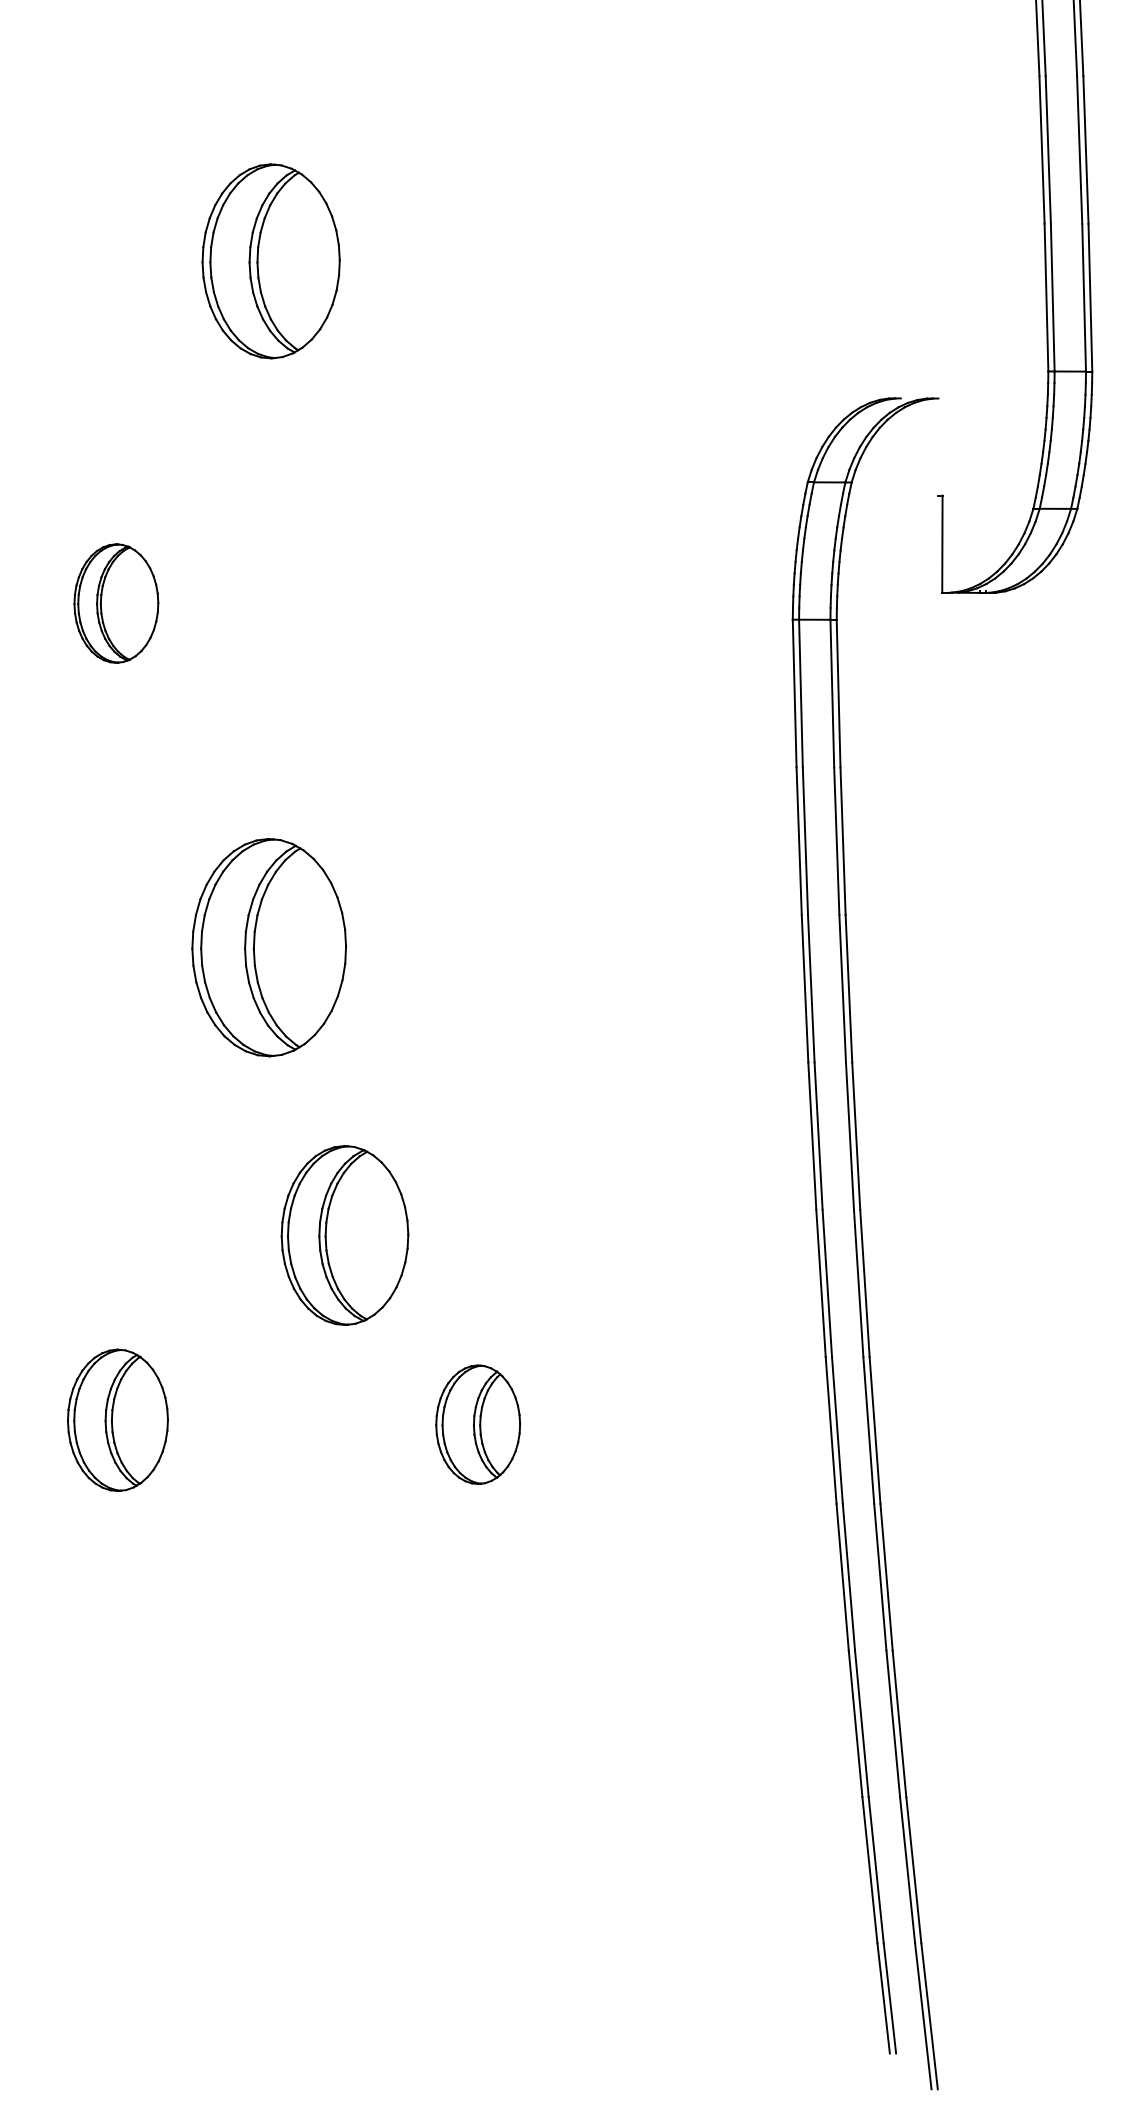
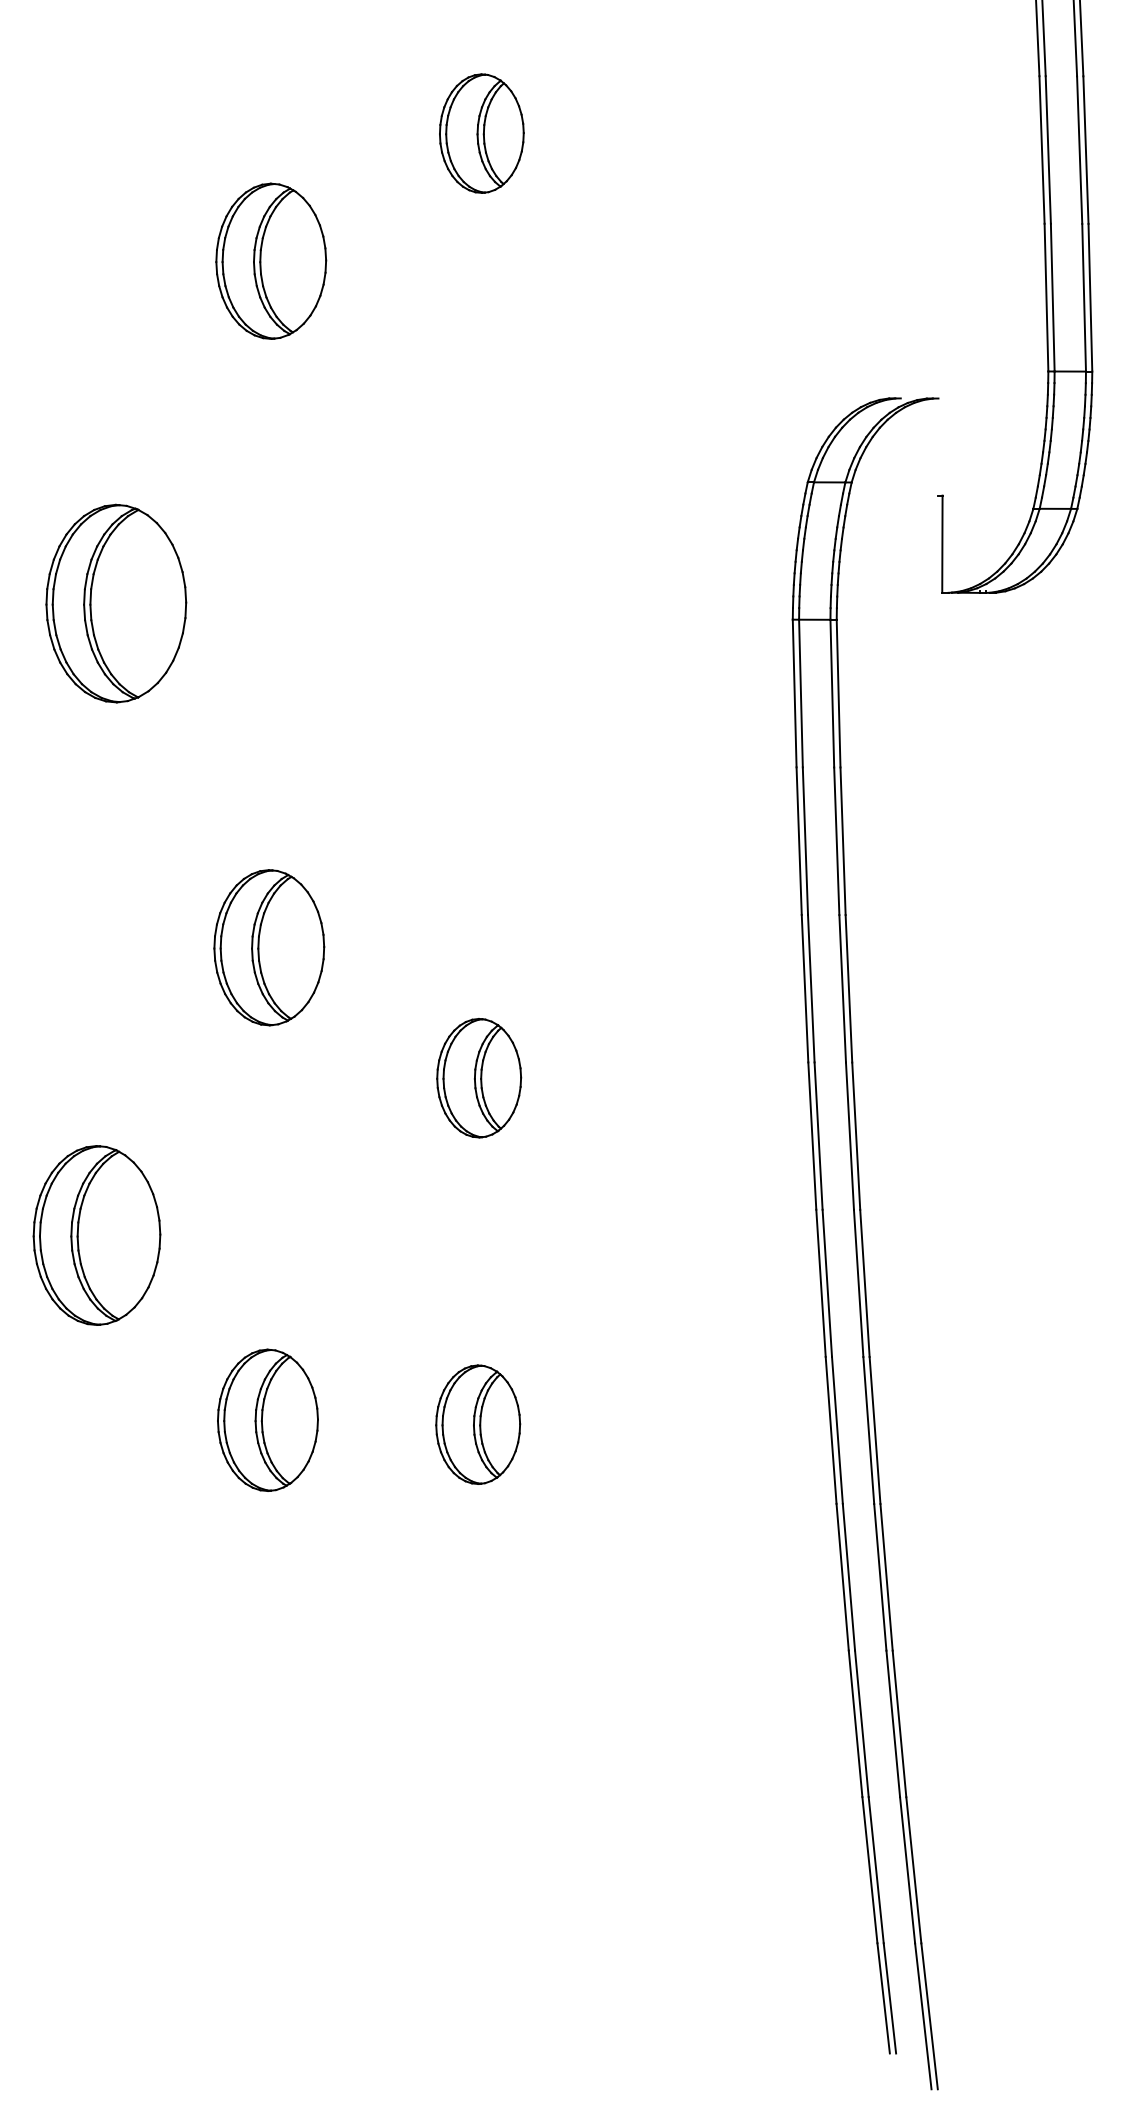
part: none -> present (481, 133)
part size: 140x197 px -> 113x158 px (271, 260)
part size: 87x121 px -> 143x201 px (116, 603)
part size: 156x220 px -> 113x158 px (269, 947)
part: none -> present (479, 1078)
part position: (344, 1235) -> (96, 1235) (96, 1235)
part position: (117, 1419) -> (267, 1419) (267, 1419)
